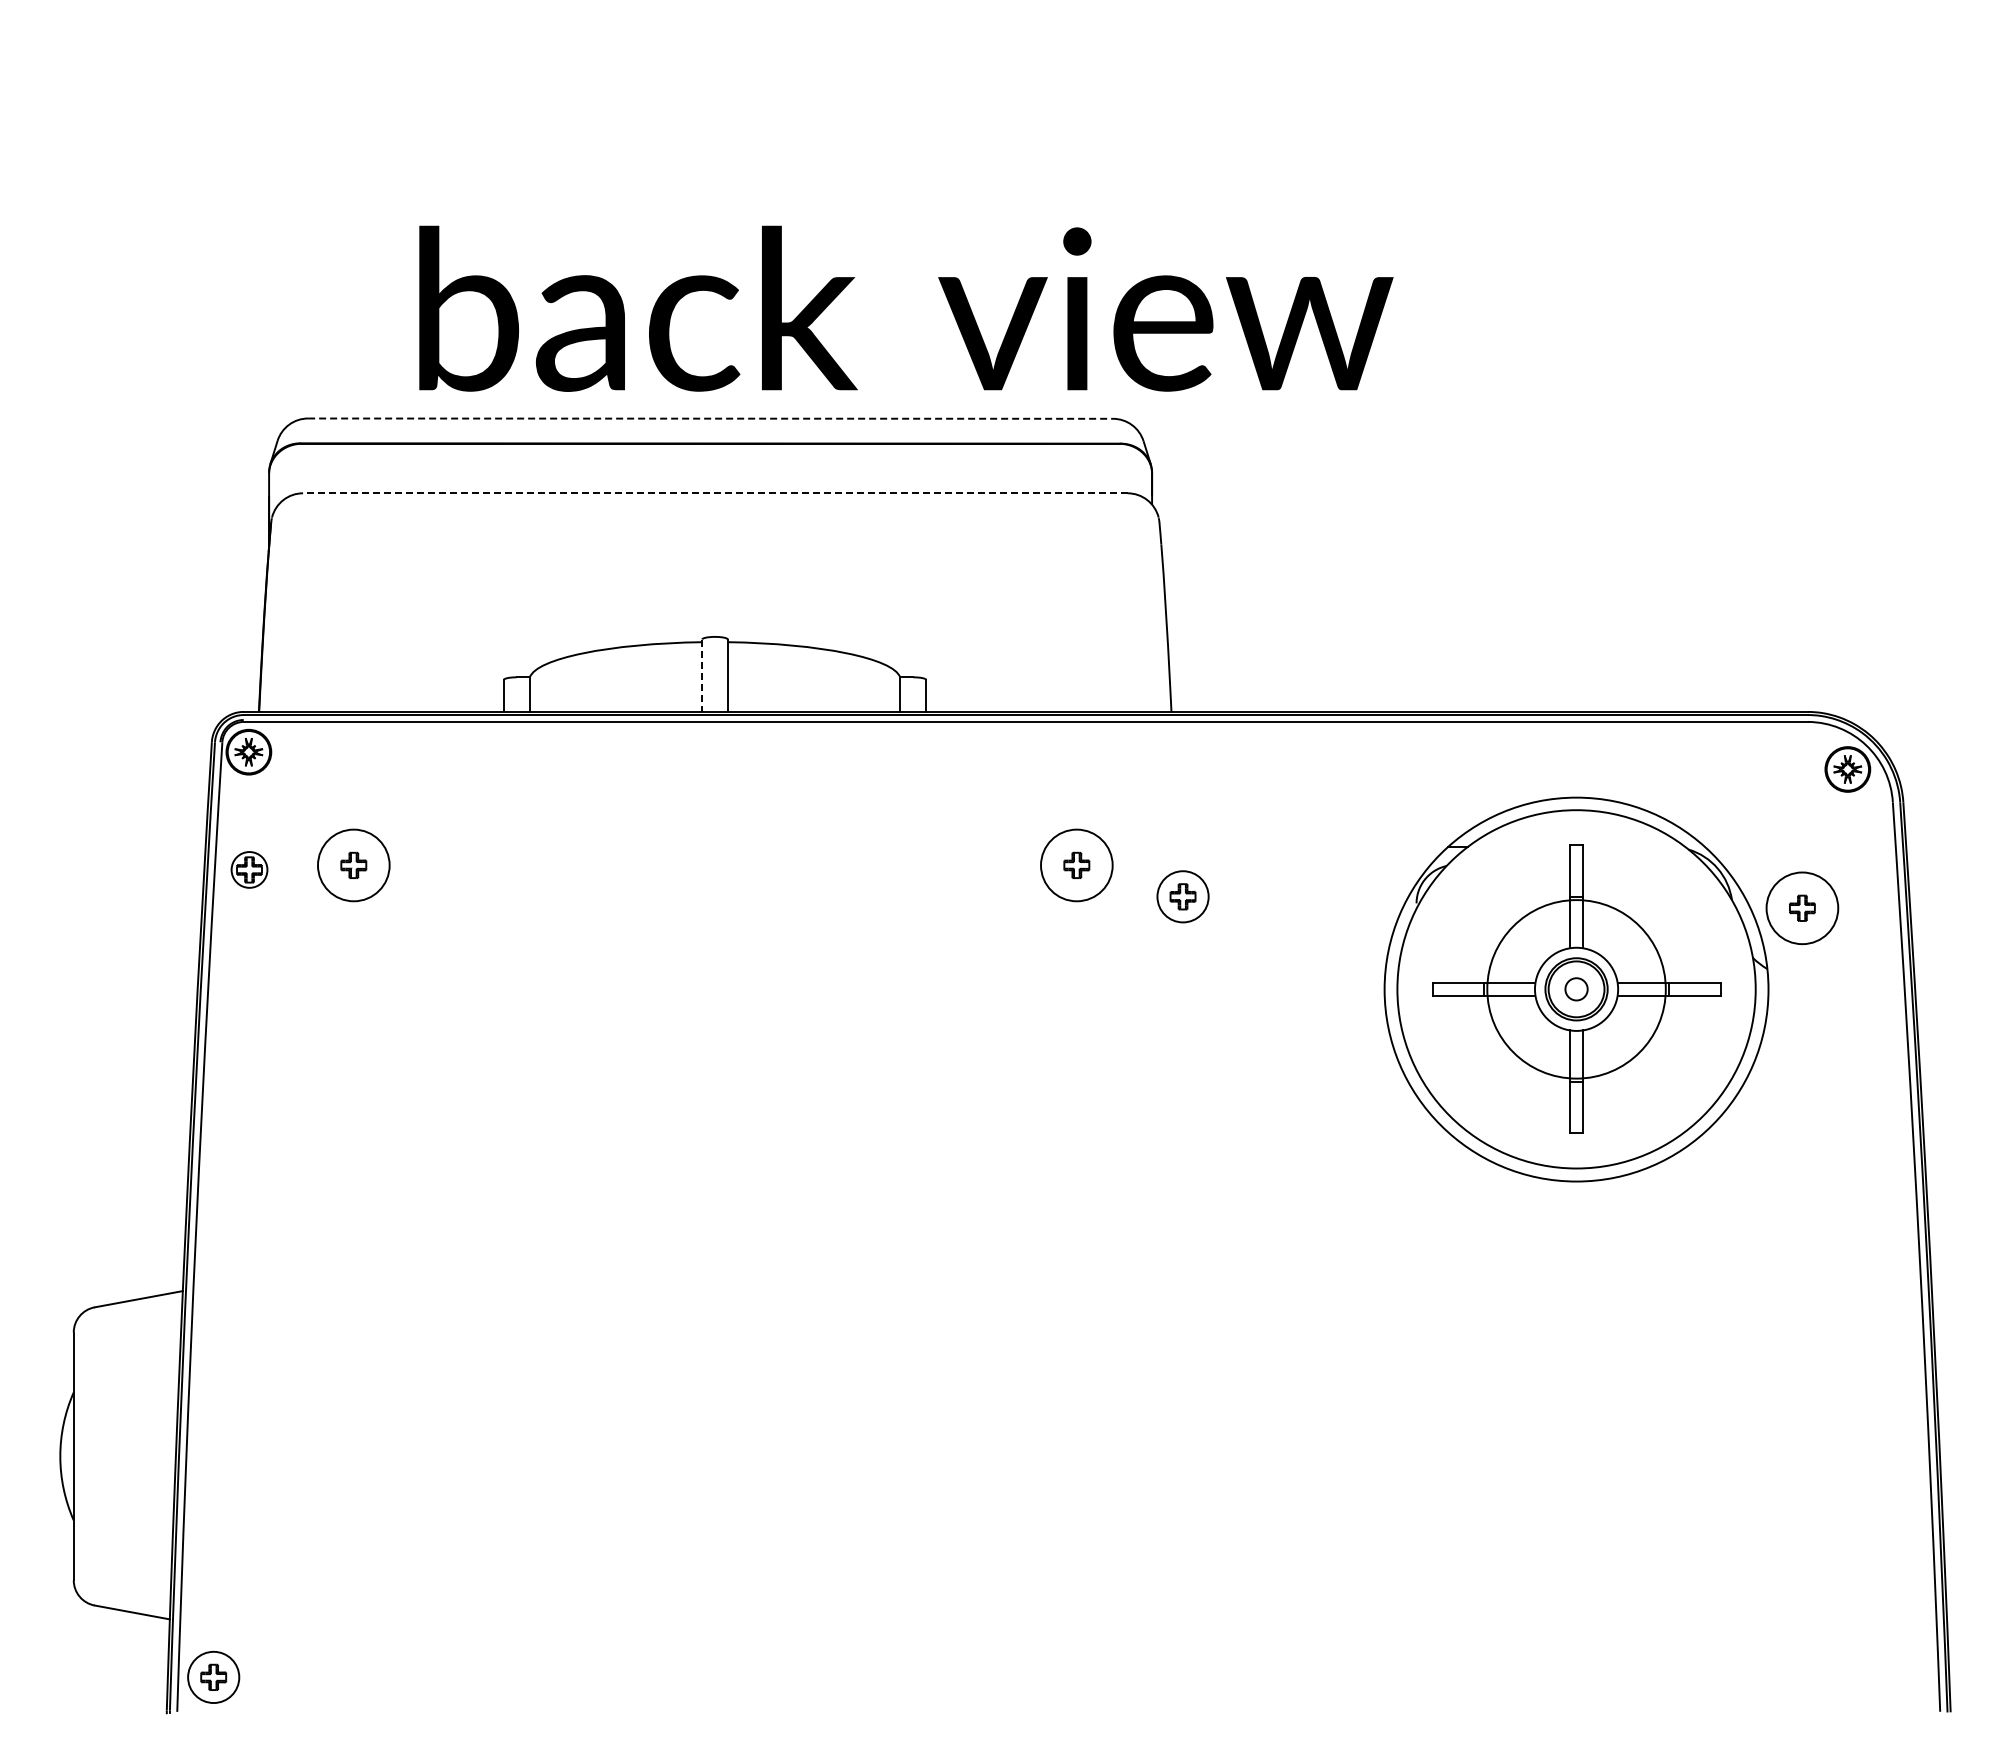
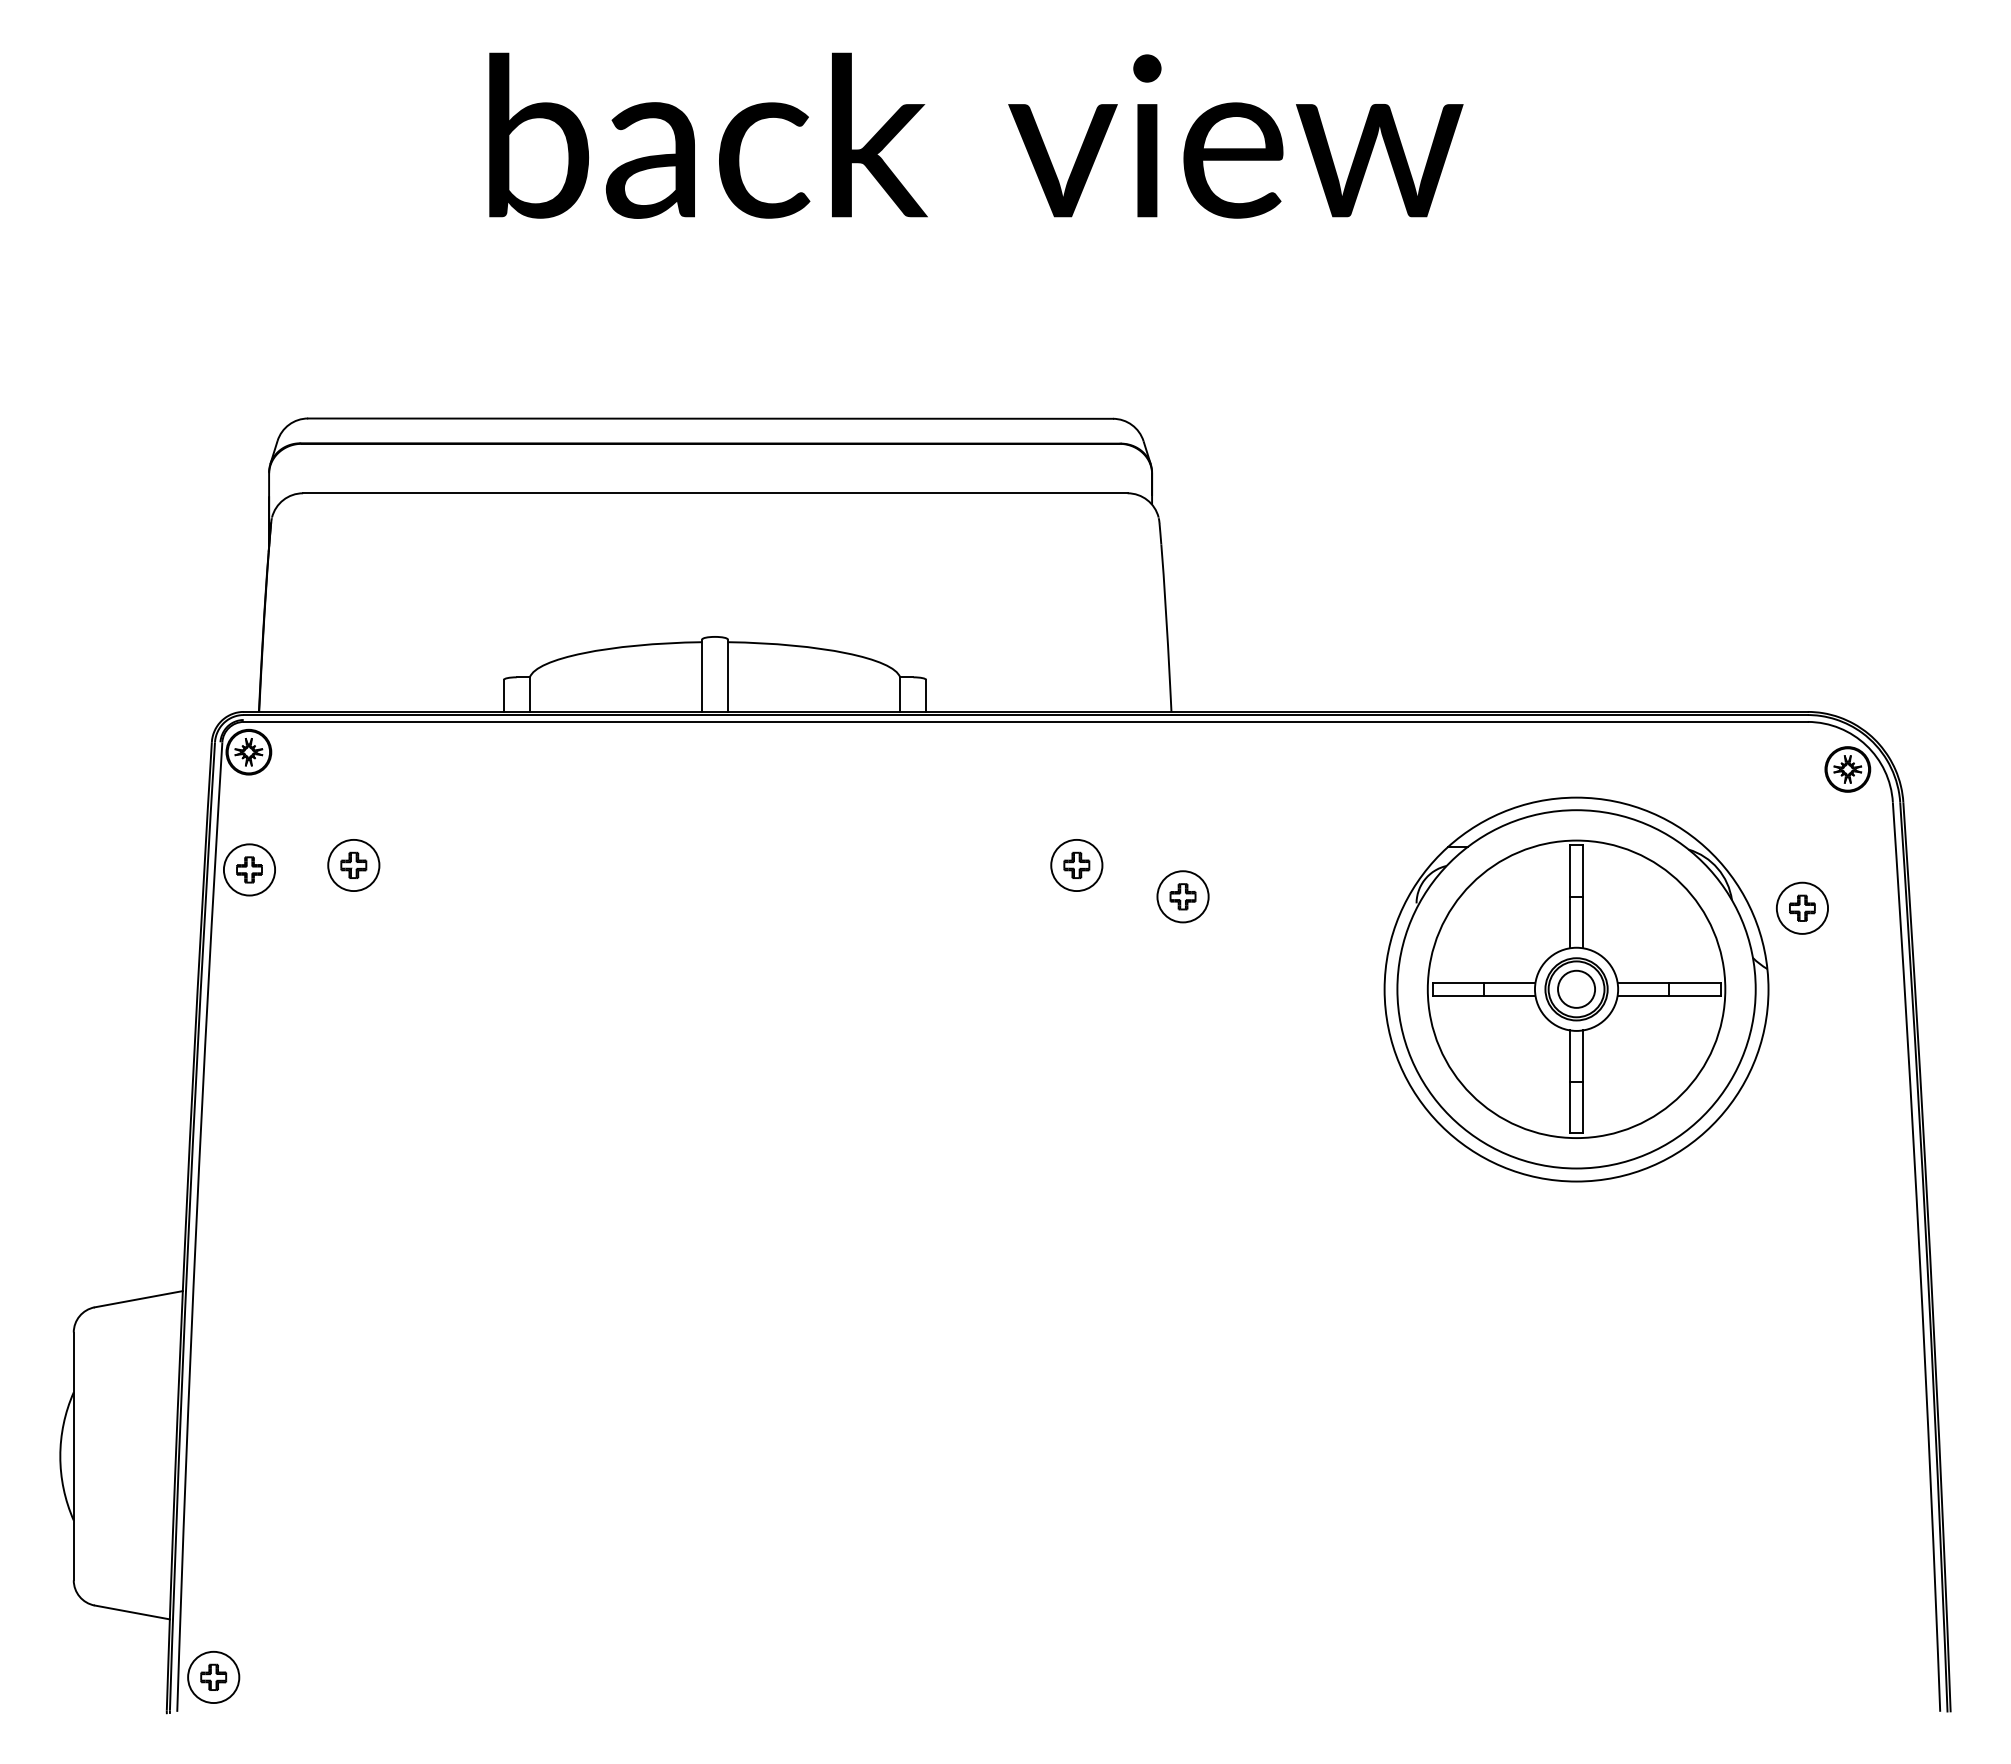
text position: (906, 308) -> (976, 135) (976, 135)
line: dashed -> solid (711, 418)
line: dashed -> solid (714, 493)
line: dashed -> solid (702, 676)
circle diameter: 72 px -> 51 px (353, 865)
circle diameter: 72 px -> 51 px (1076, 865)
circle diameter: 36 px -> 51 px (249, 869)
circle diameter: 72 px -> 51 px (1802, 907)
circle diameter: 179 px -> 298 px (1576, 989)
circle diameter: 22 px -> 37 px (1576, 988)
